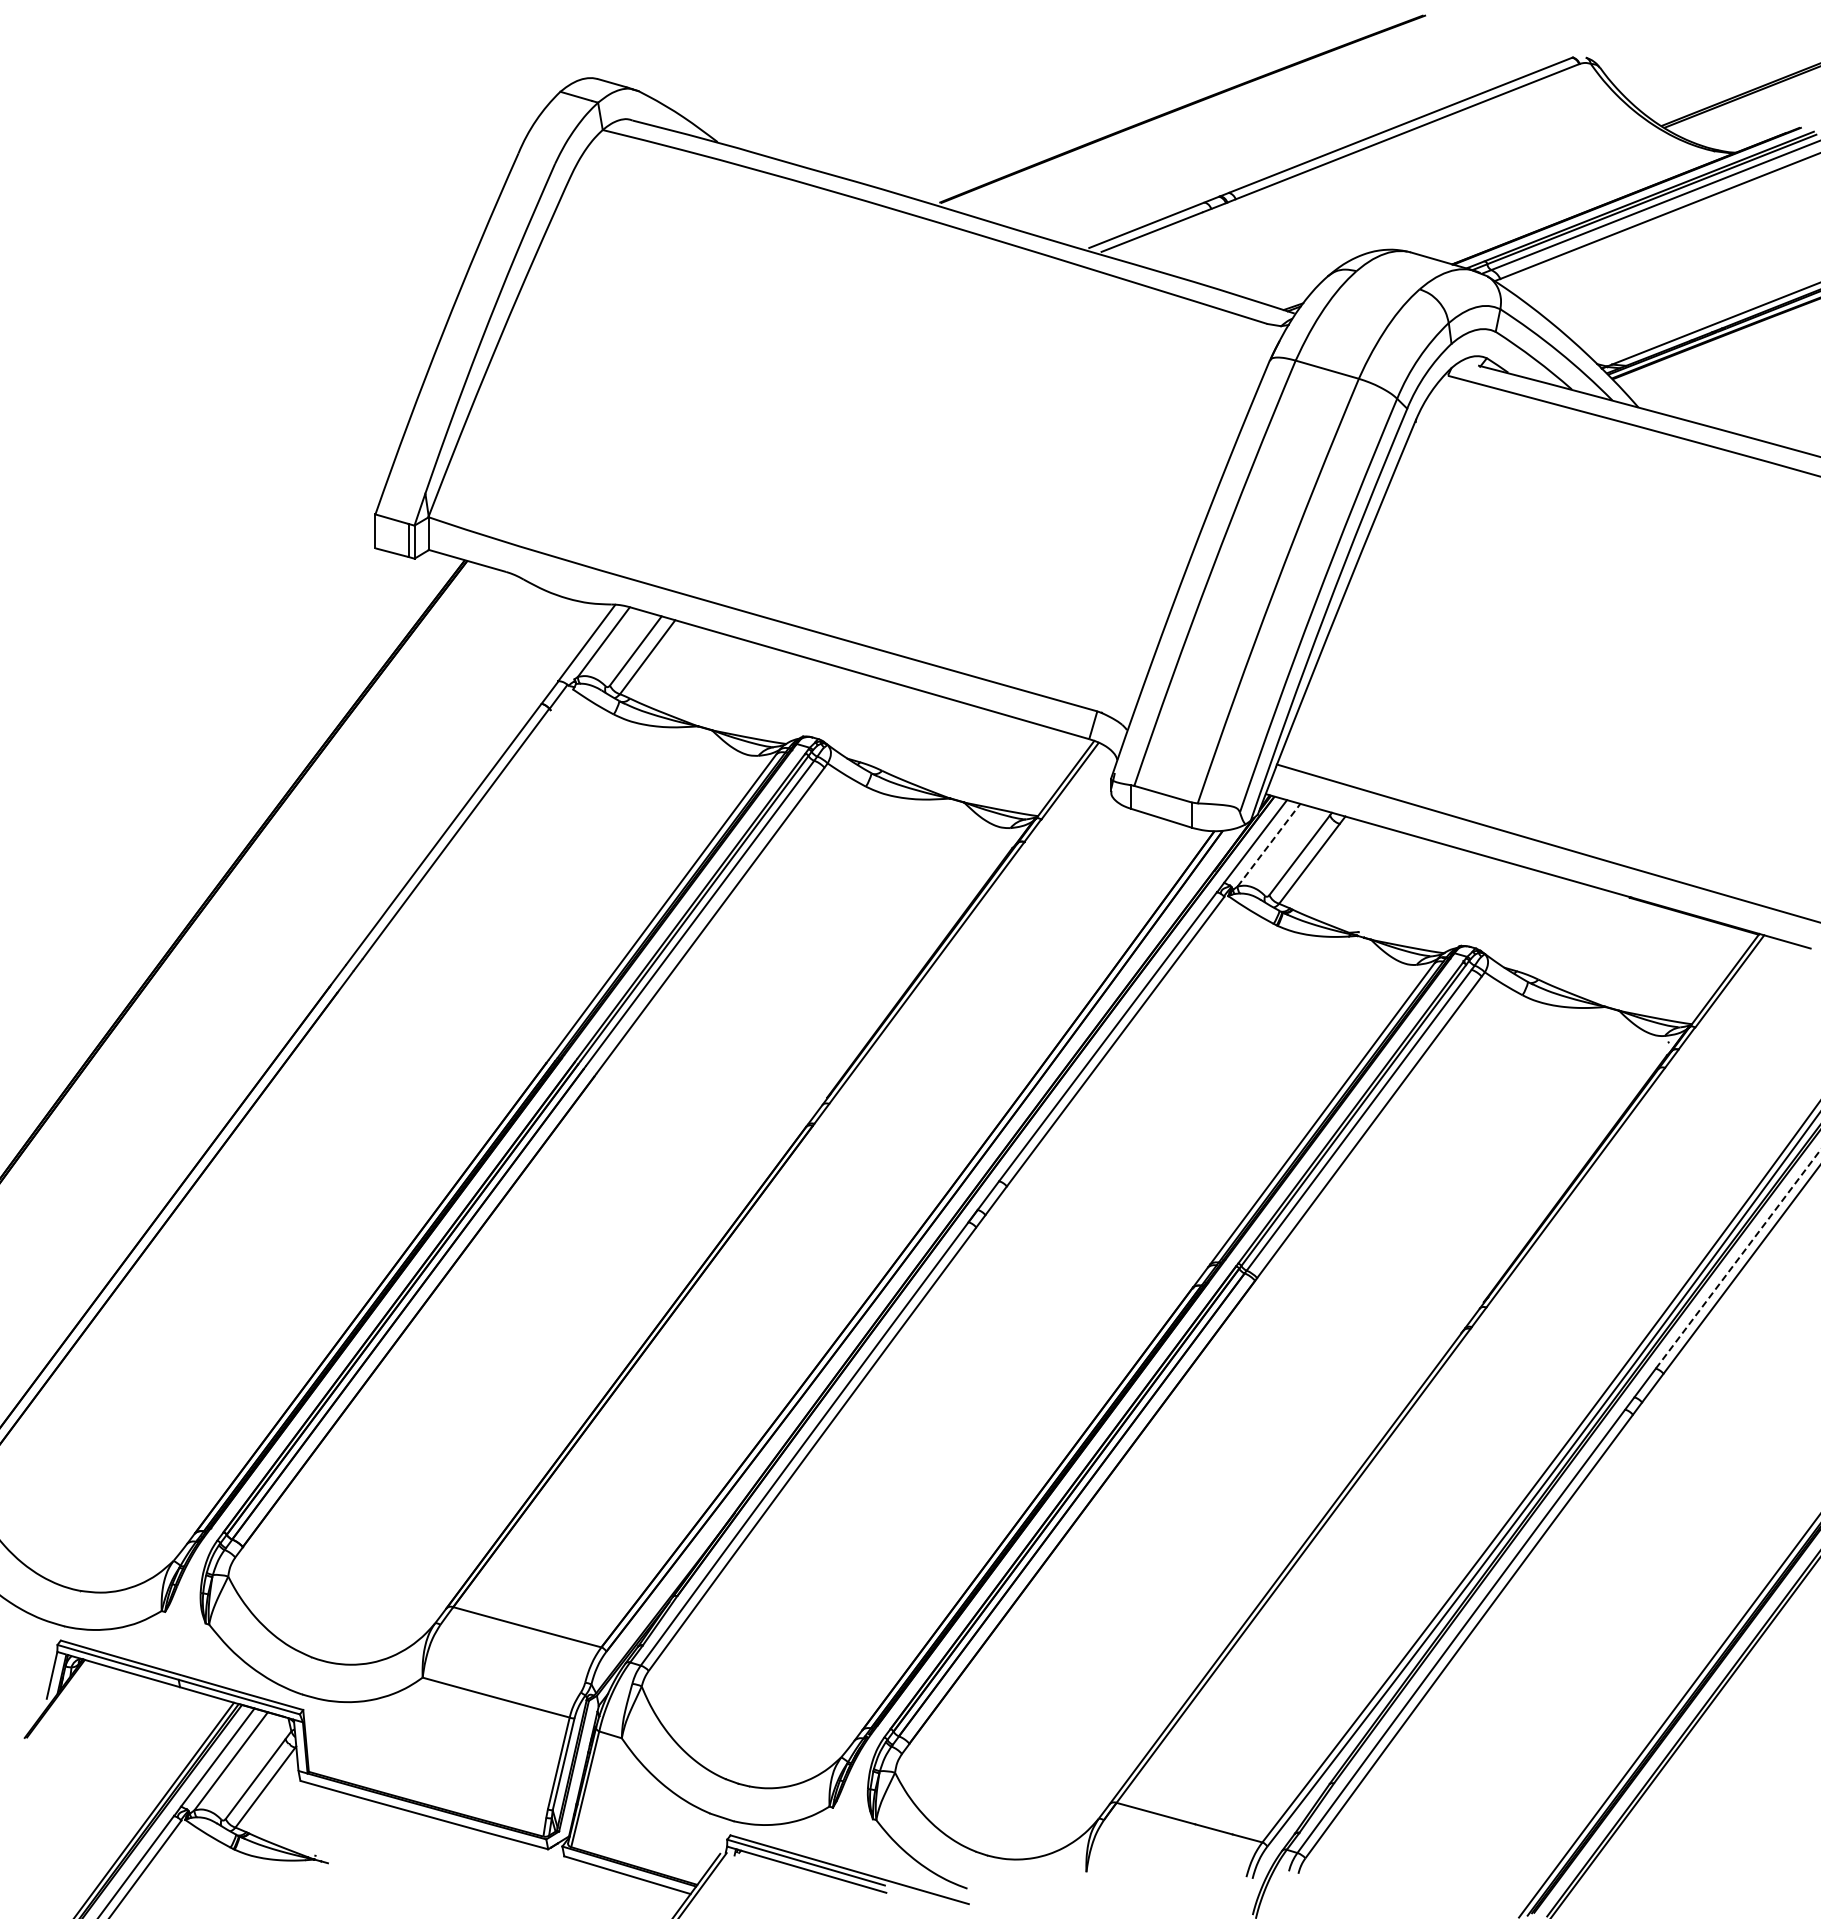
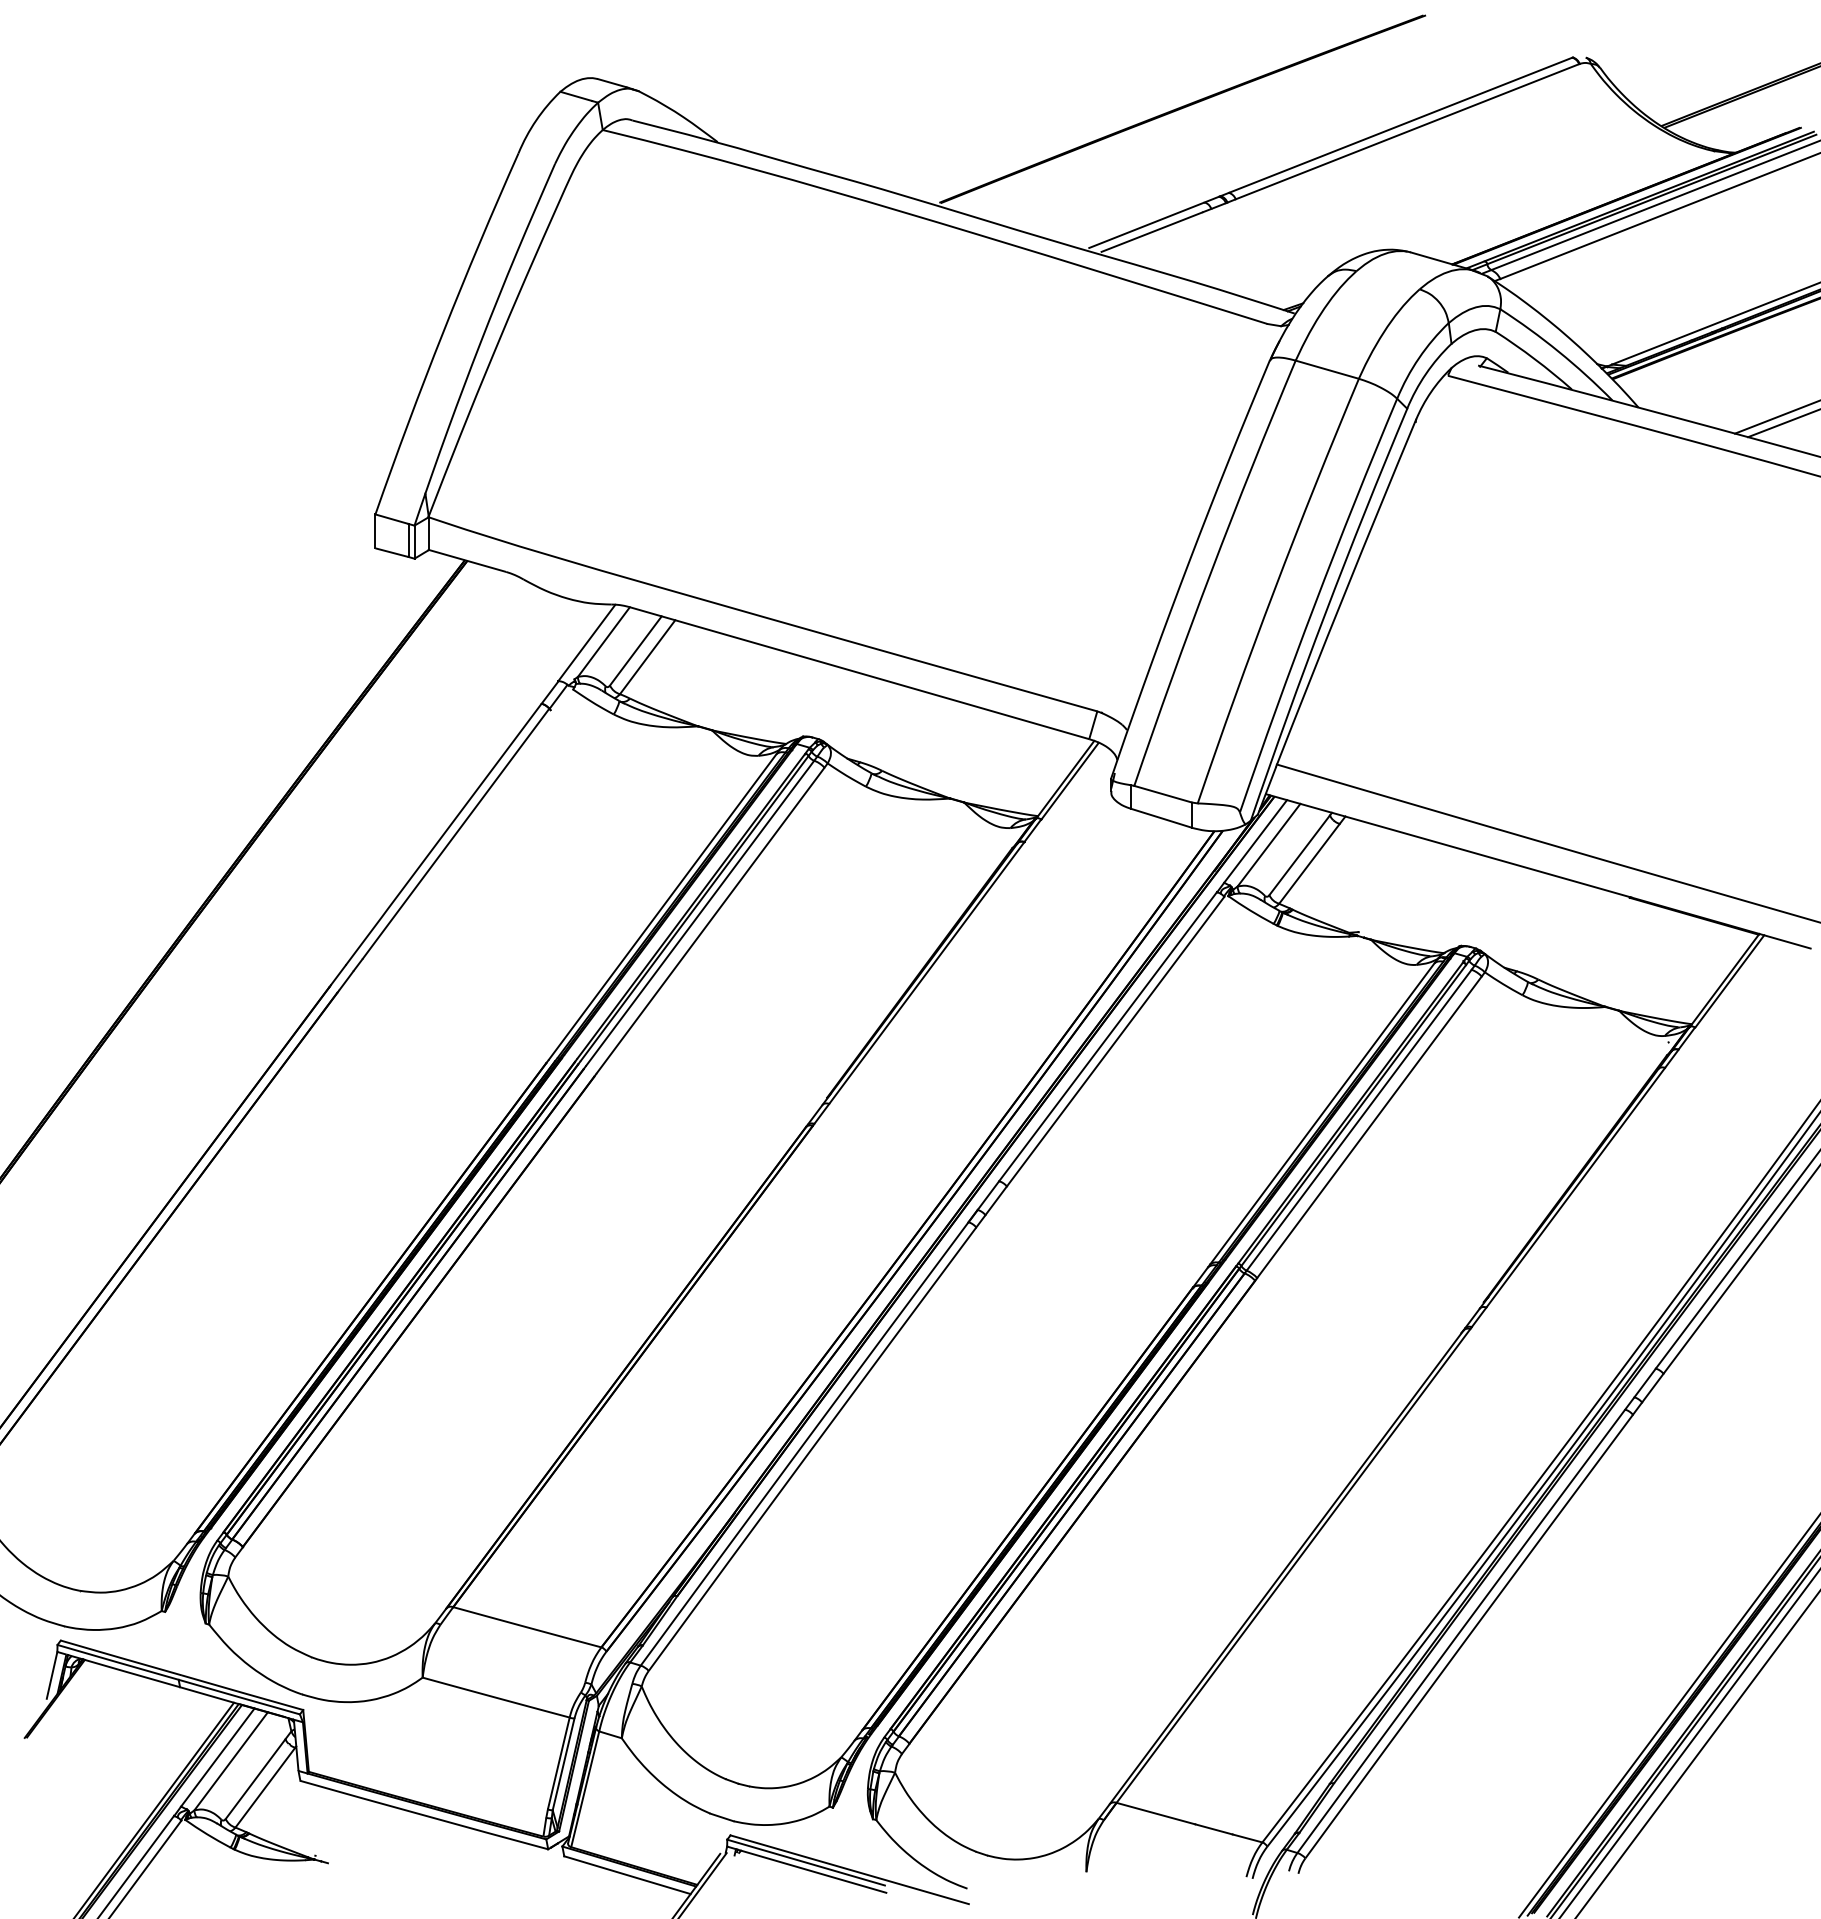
line: none -> present (1775, 417)
line: none -> present (1782, 423)
line: dashed -> solid (1269, 845)
line: dashed -> solid (1738, 1259)
line: none -> present (1689, 1744)
line: none -> present (1697, 1754)
